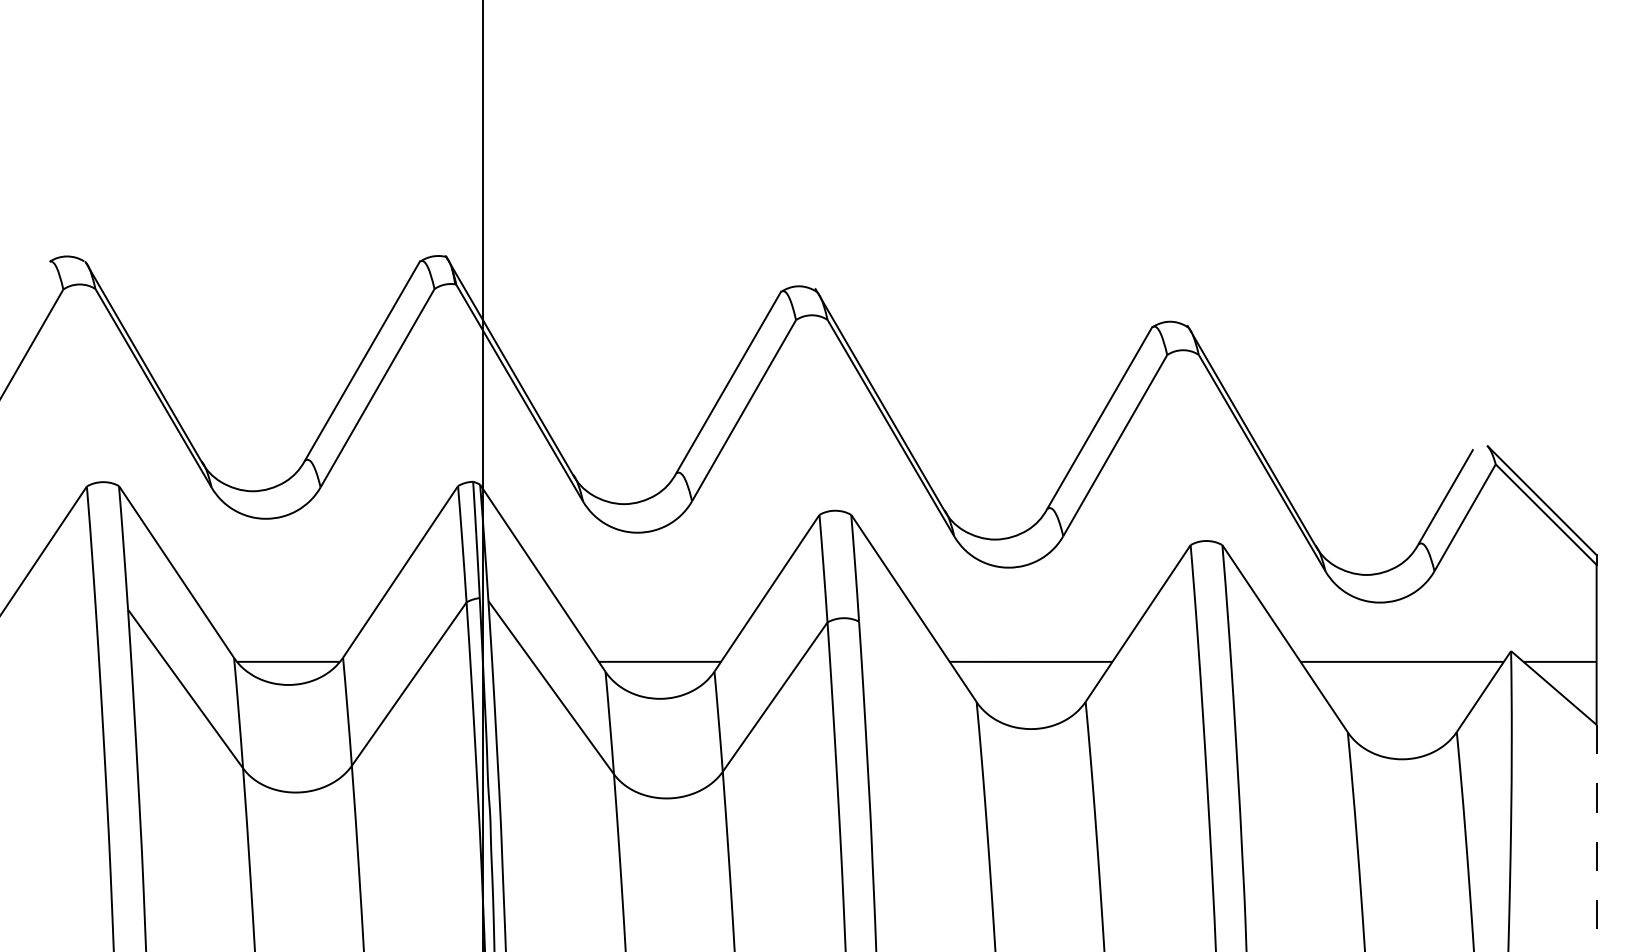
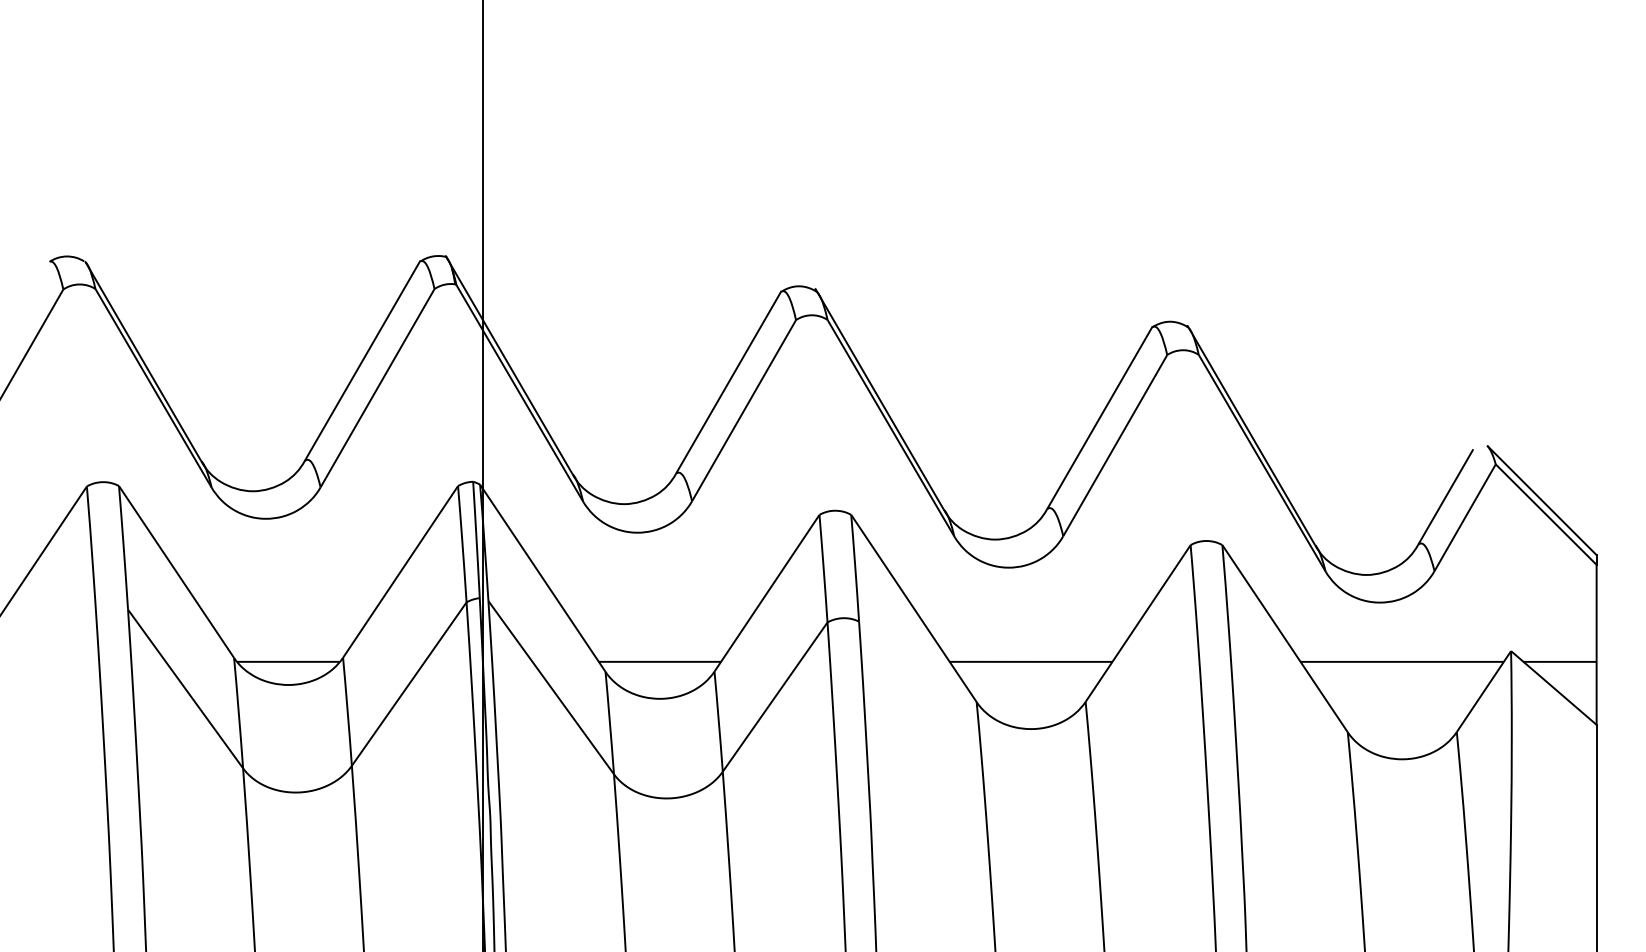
line: dashed -> solid (1596, 838)
